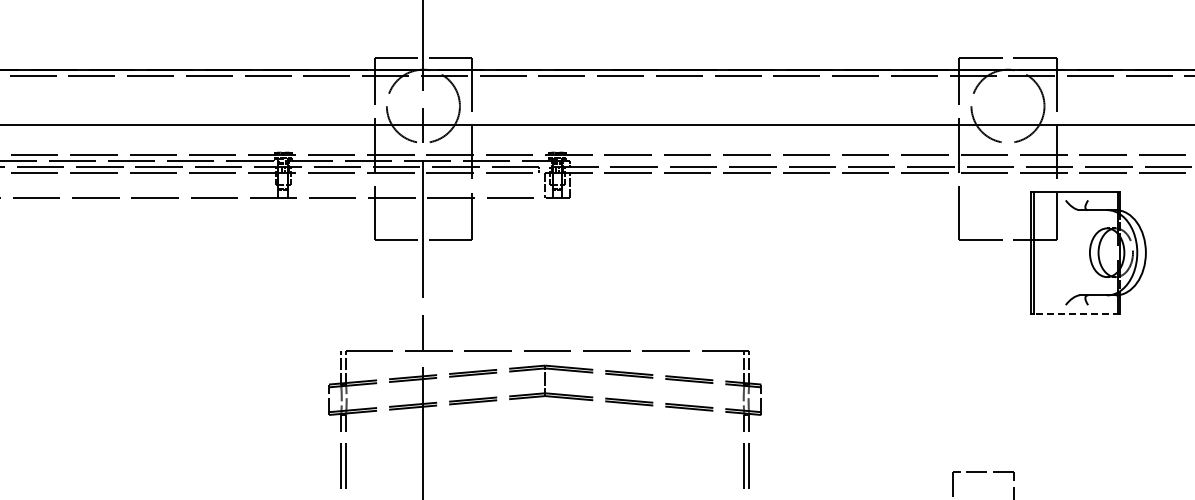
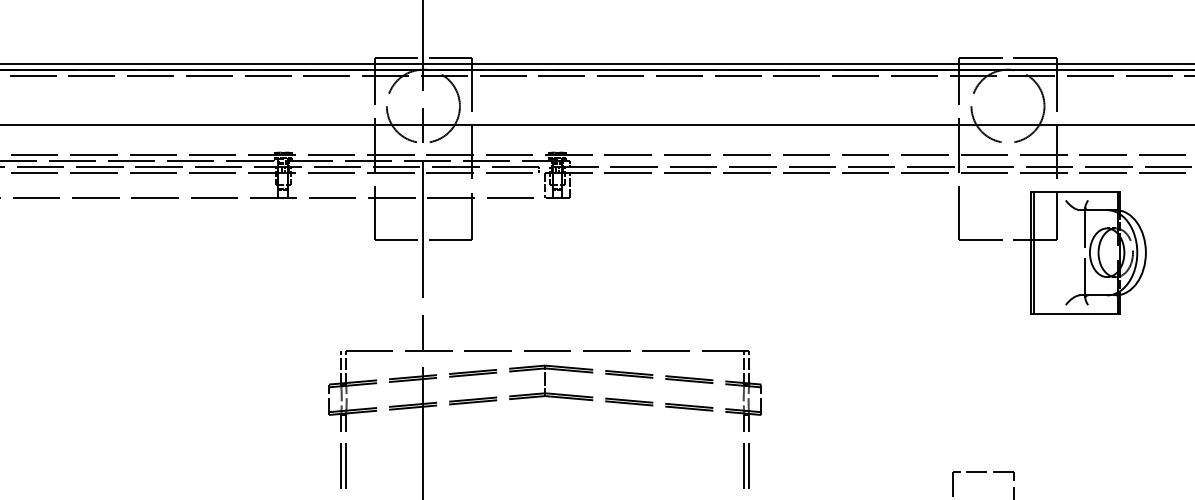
line: none -> present (596, 63)
line: none -> present (1085, 252)
line: dashed -> solid (1076, 313)
